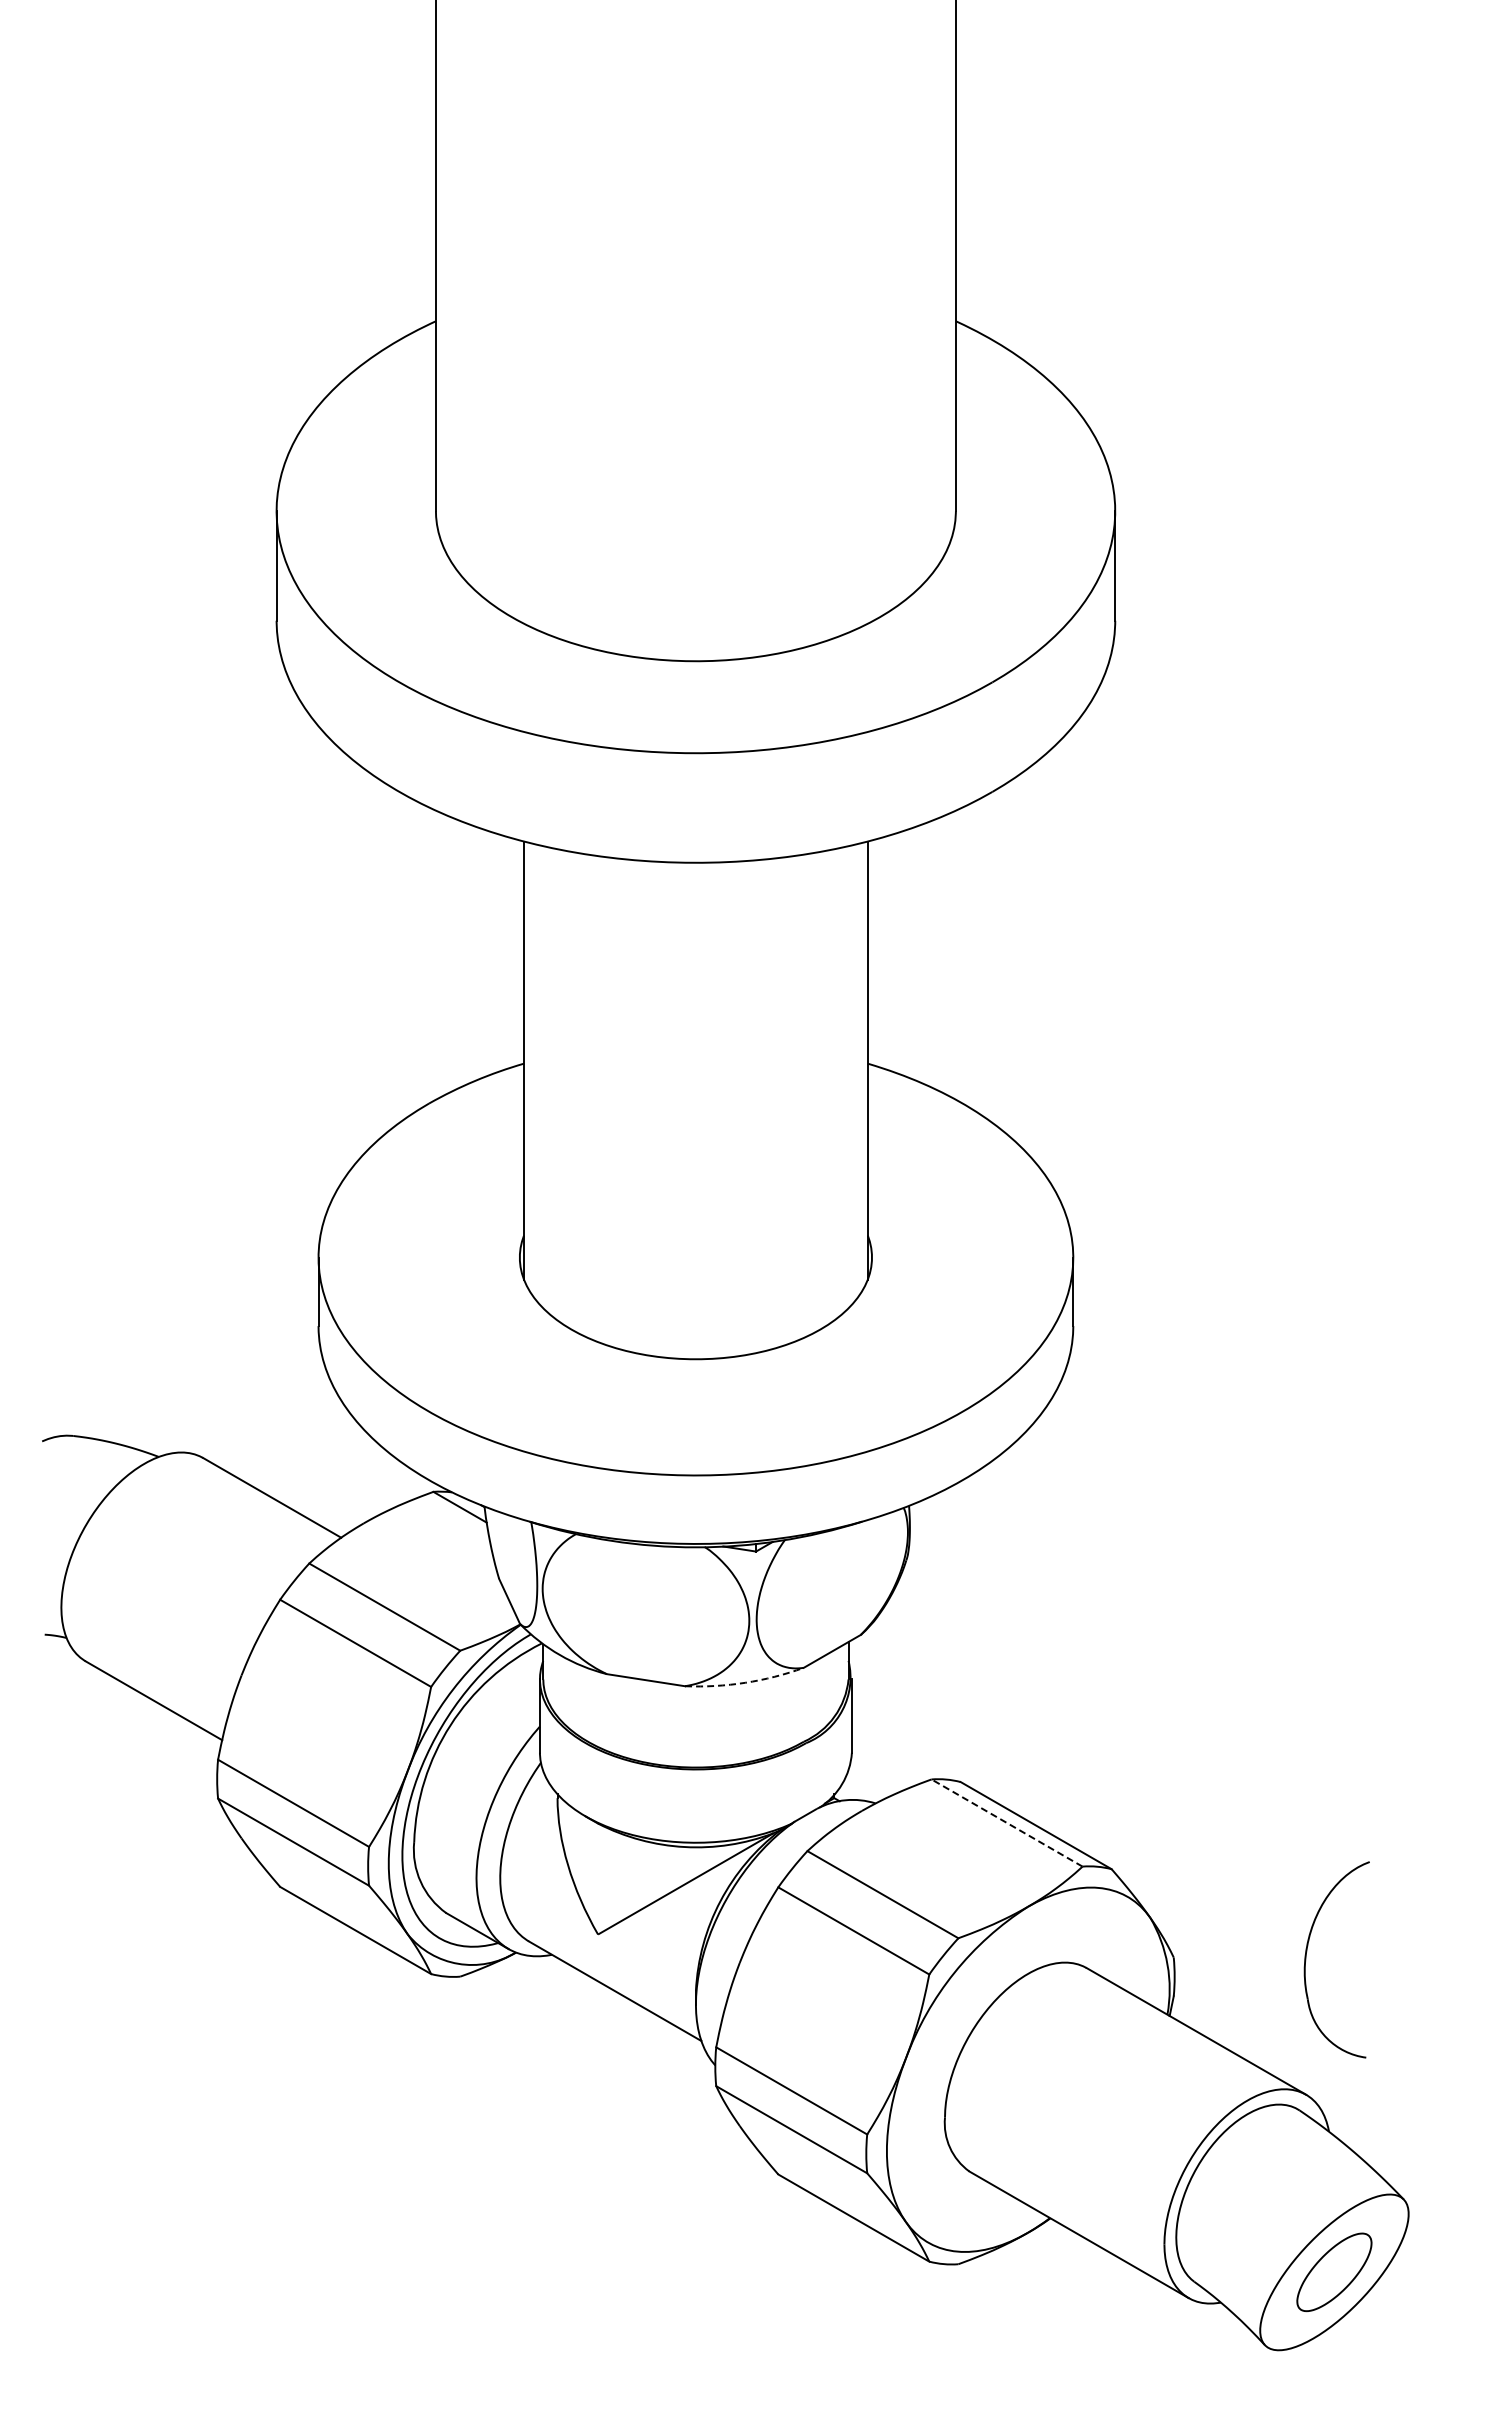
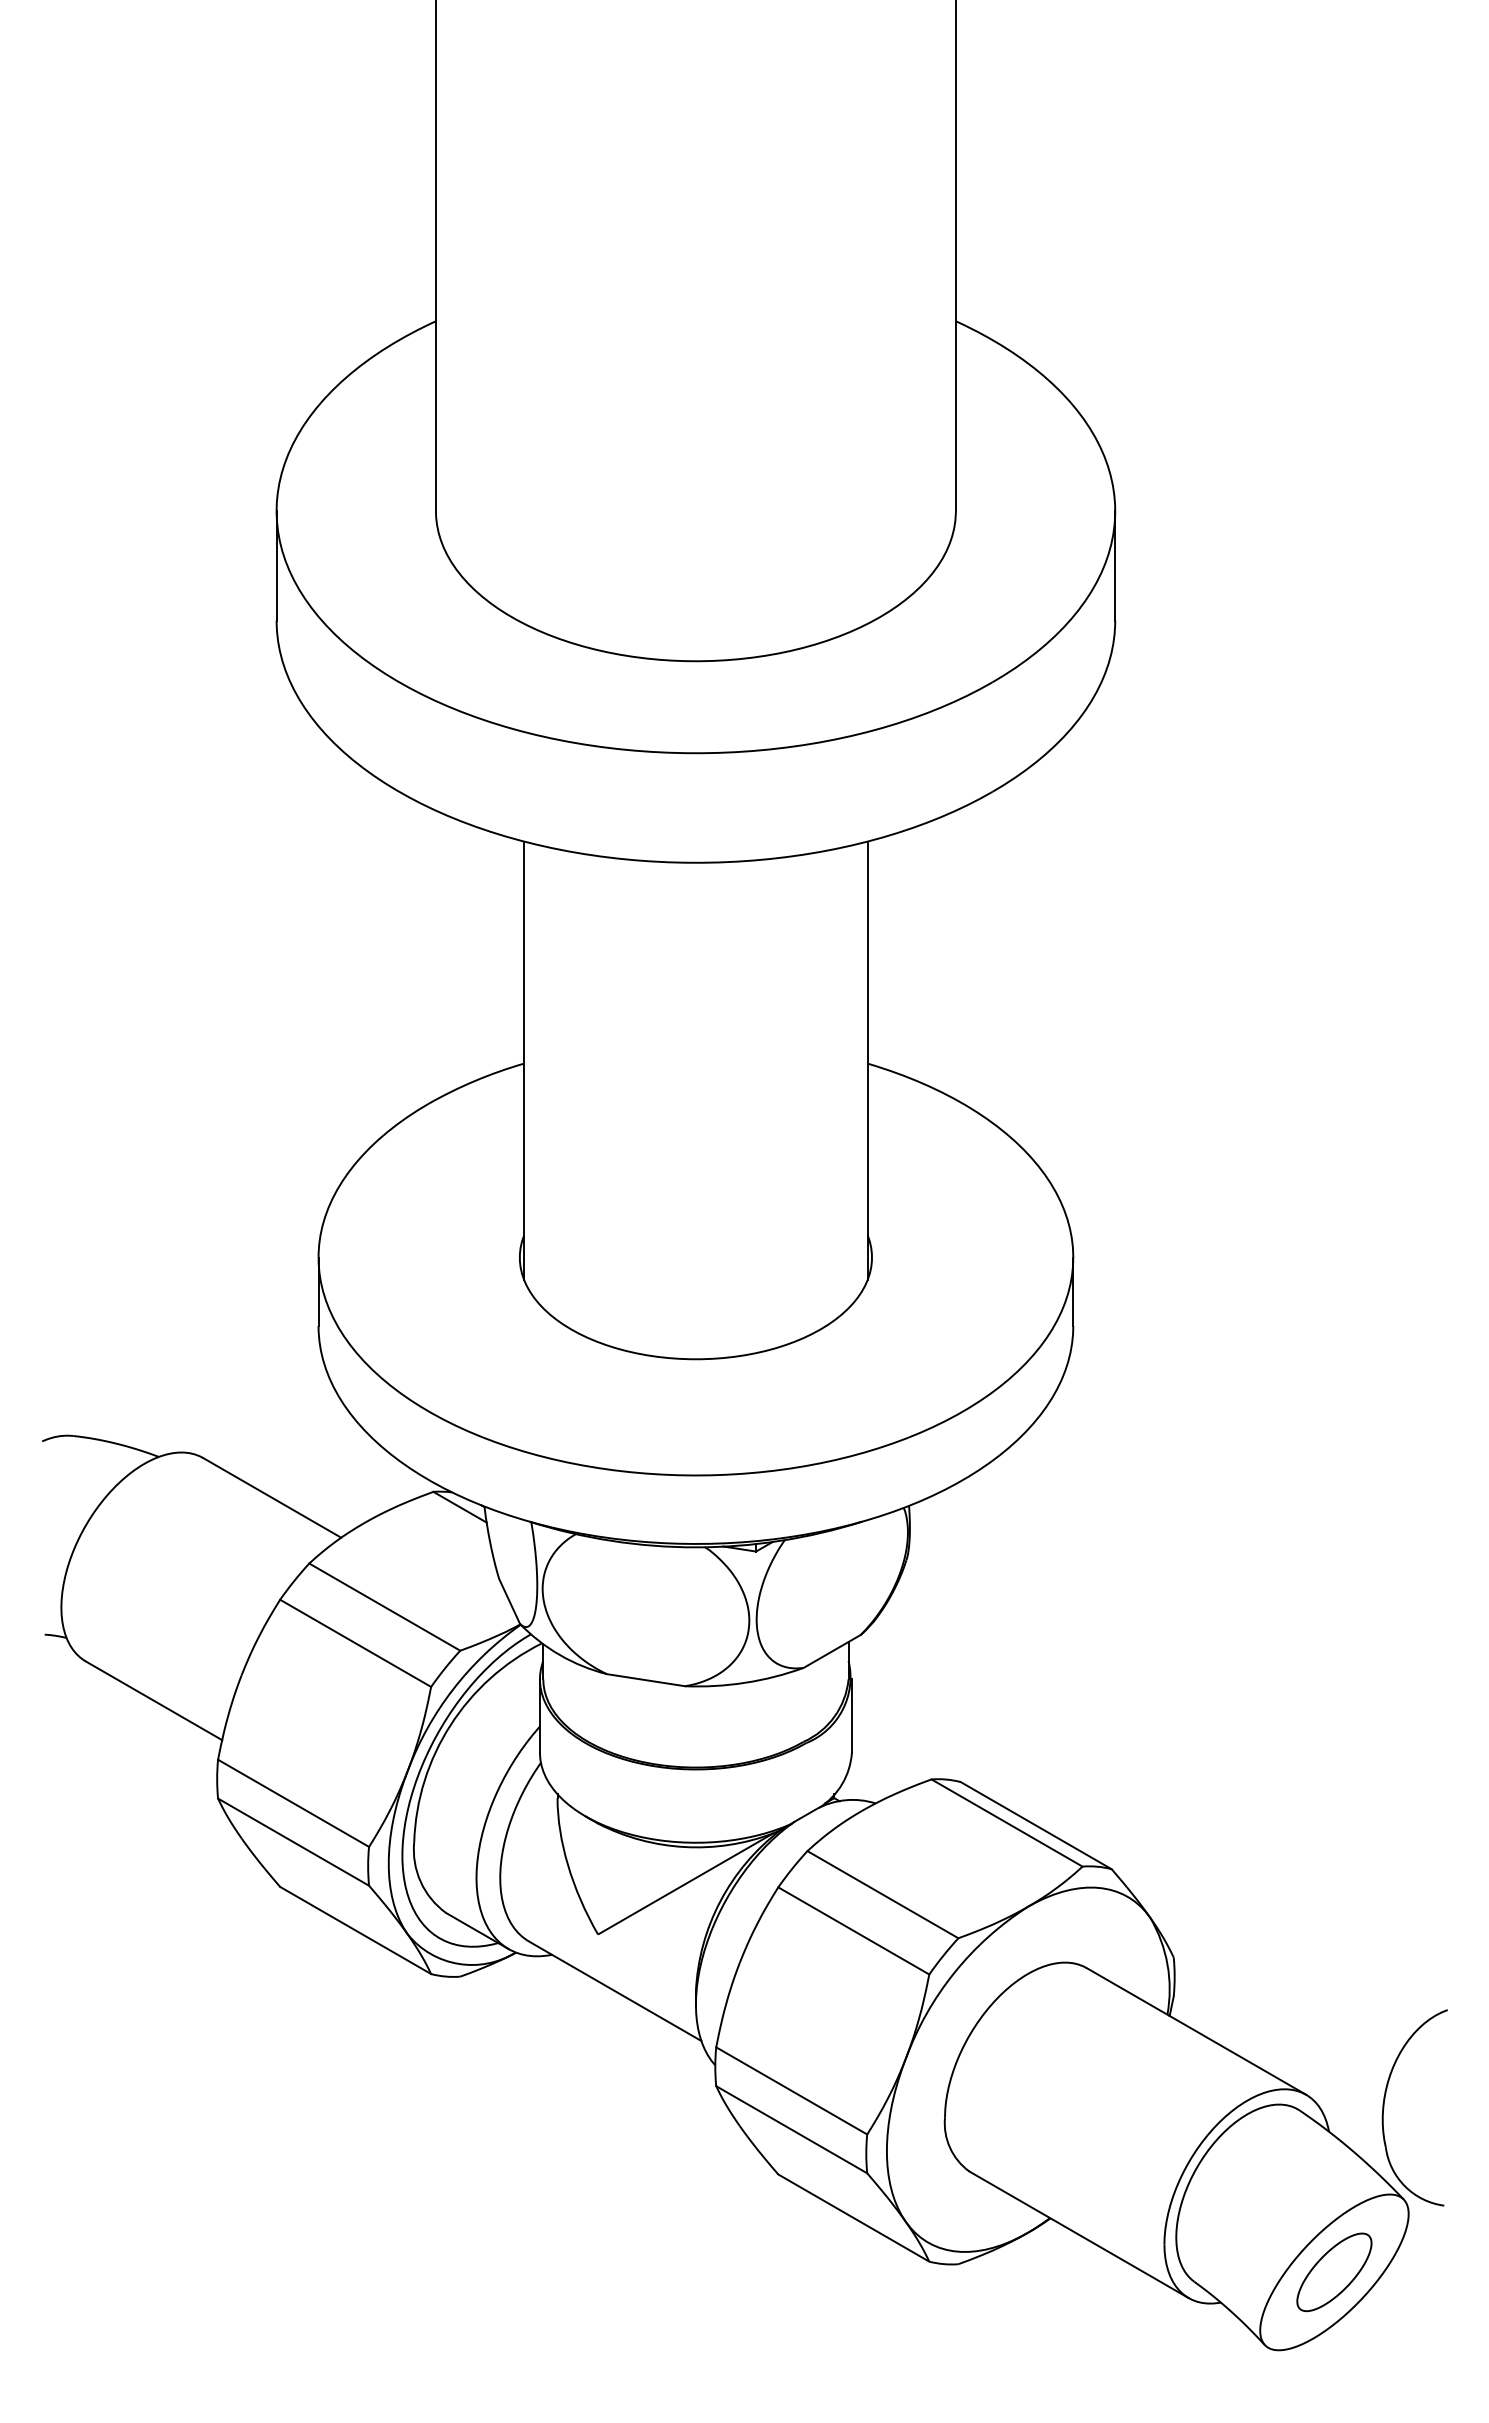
arc: dashed -> solid (745, 1682)
line: dashed -> solid (1006, 1822)
part position: (1306, 1959) -> (1384, 2107) (1384, 2107)
